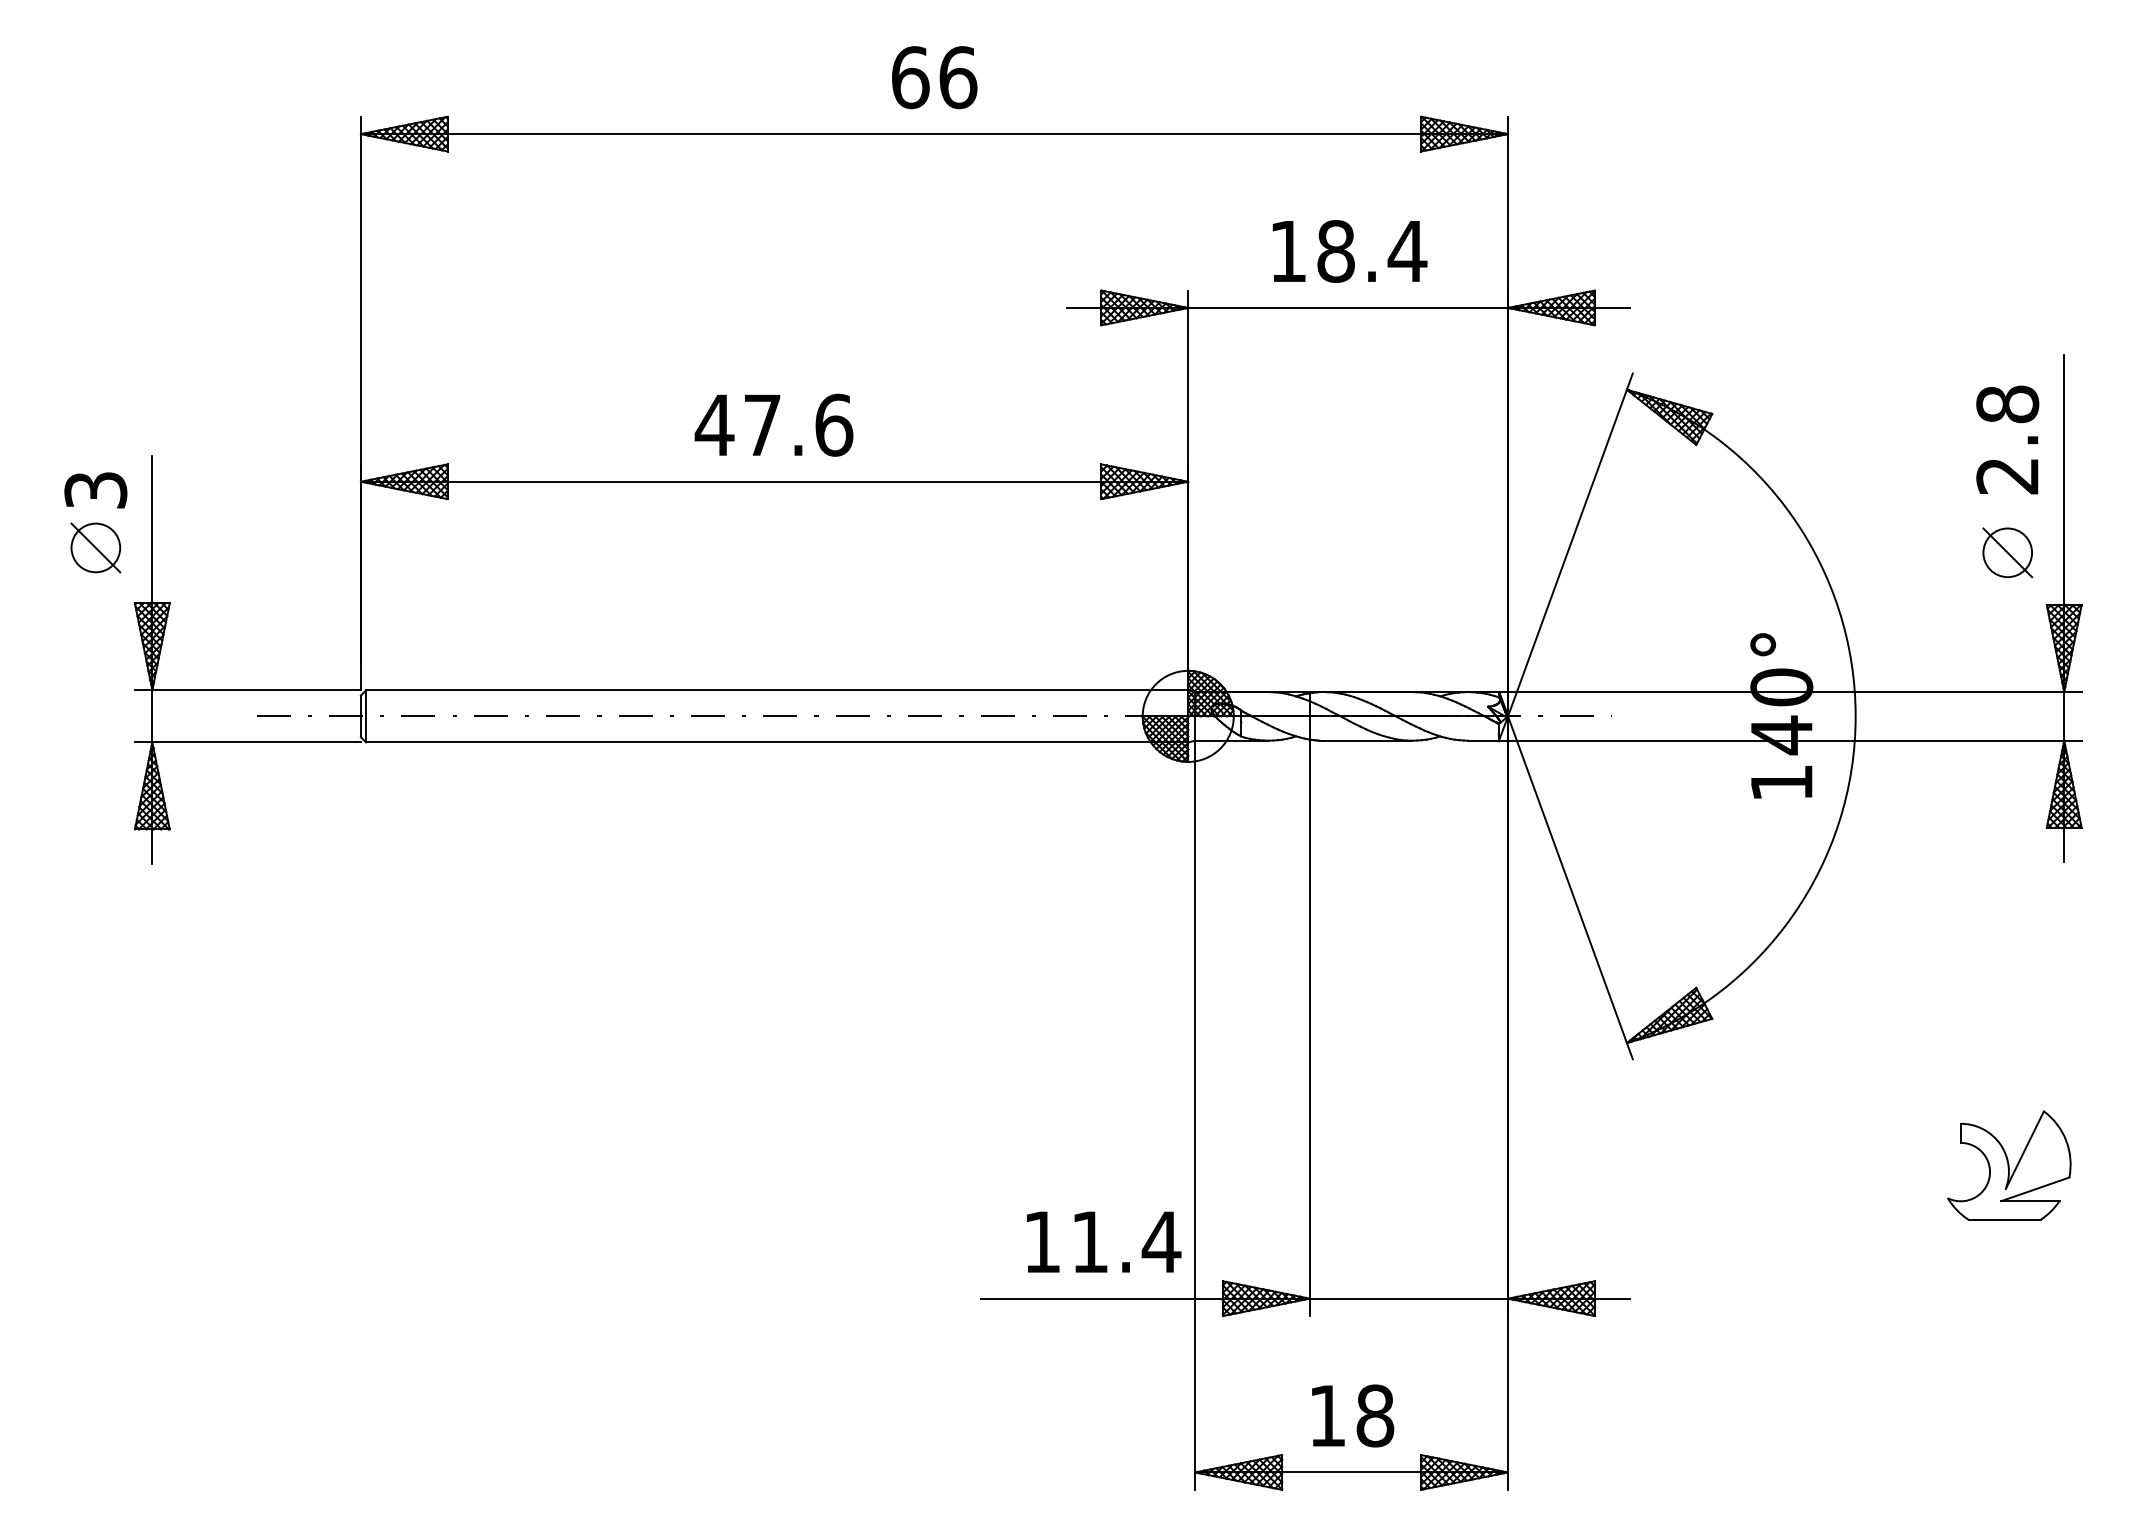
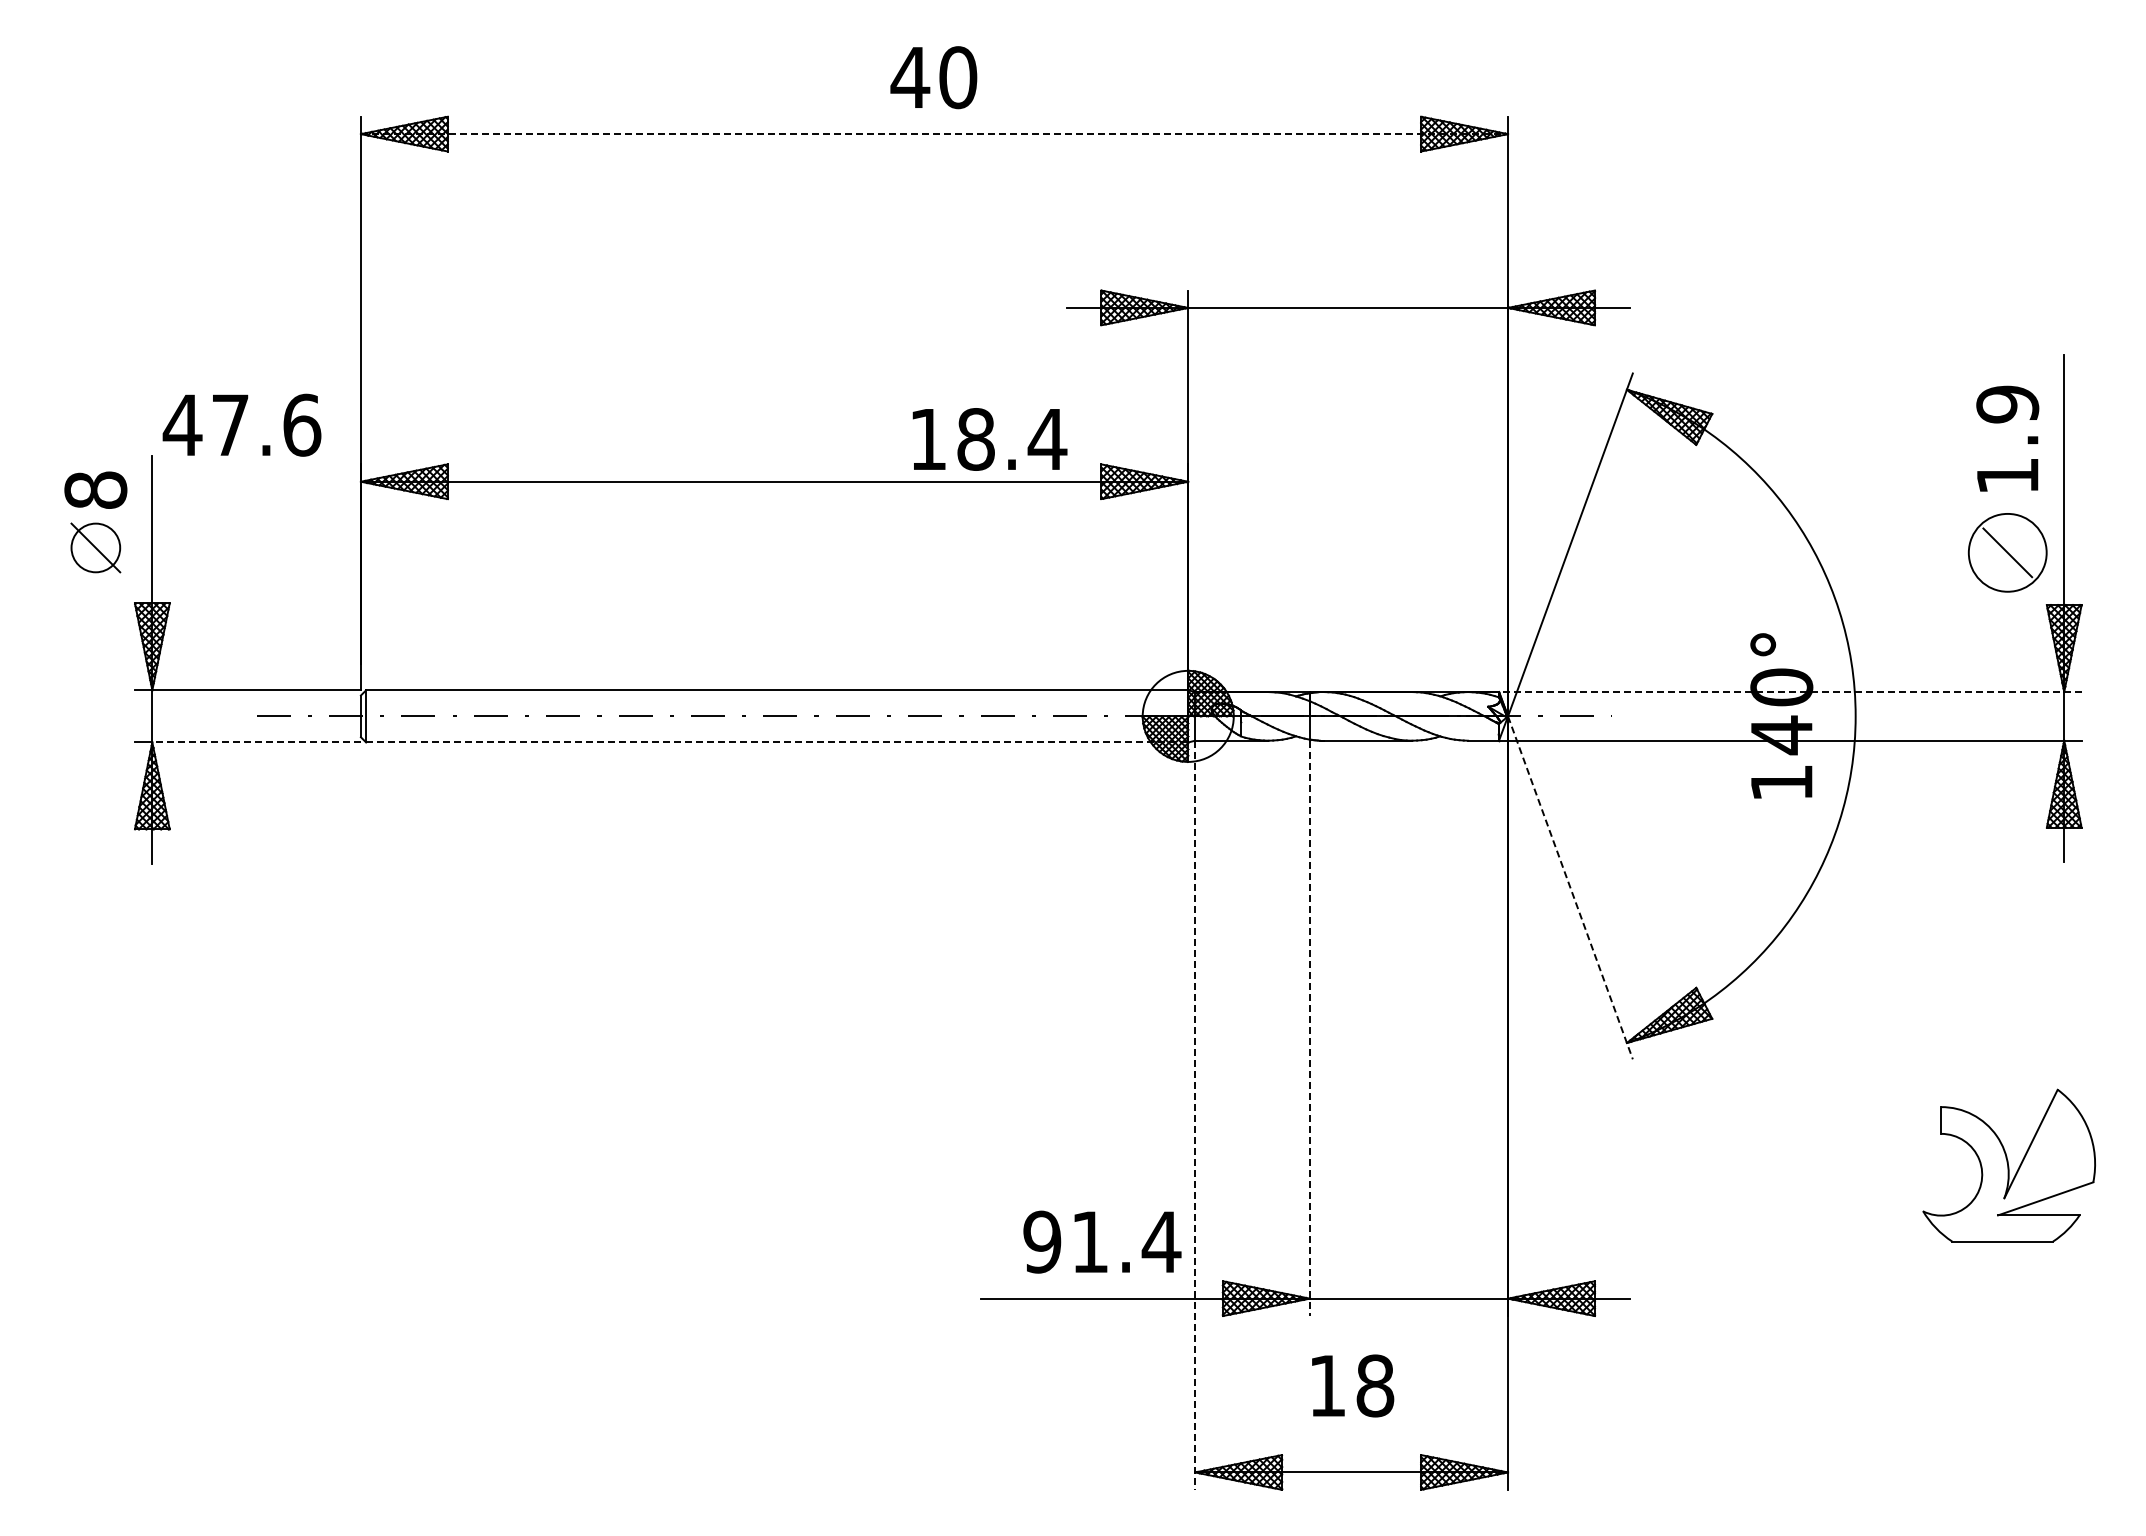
text: 66 -> 40 (933, 77)
line: solid -> dashed (934, 134)
text position: (1349, 251) -> (989, 439) (989, 439)
text position: (773, 424) -> (241, 424) (241, 424)
text: 2.8 -> 1.9 (2007, 439)
text: 3 -> 8 (95, 489)
circle diameter: 49 px -> 78 px (2007, 552)
line: solid -> dashed (1789, 692)
line: solid -> dashed (256, 742)
line: solid -> dashed (777, 742)
line: solid -> dashed (1570, 888)
line: solid -> dashed (1309, 1028)
line: solid -> dashed (1195, 1115)
part size: 125x111 px -> 174x155 px (2008, 1165)
text: 11.4 -> 91.4 (1042, 1241)
text position: (1353, 1415) -> (1353, 1385) (1353, 1385)
